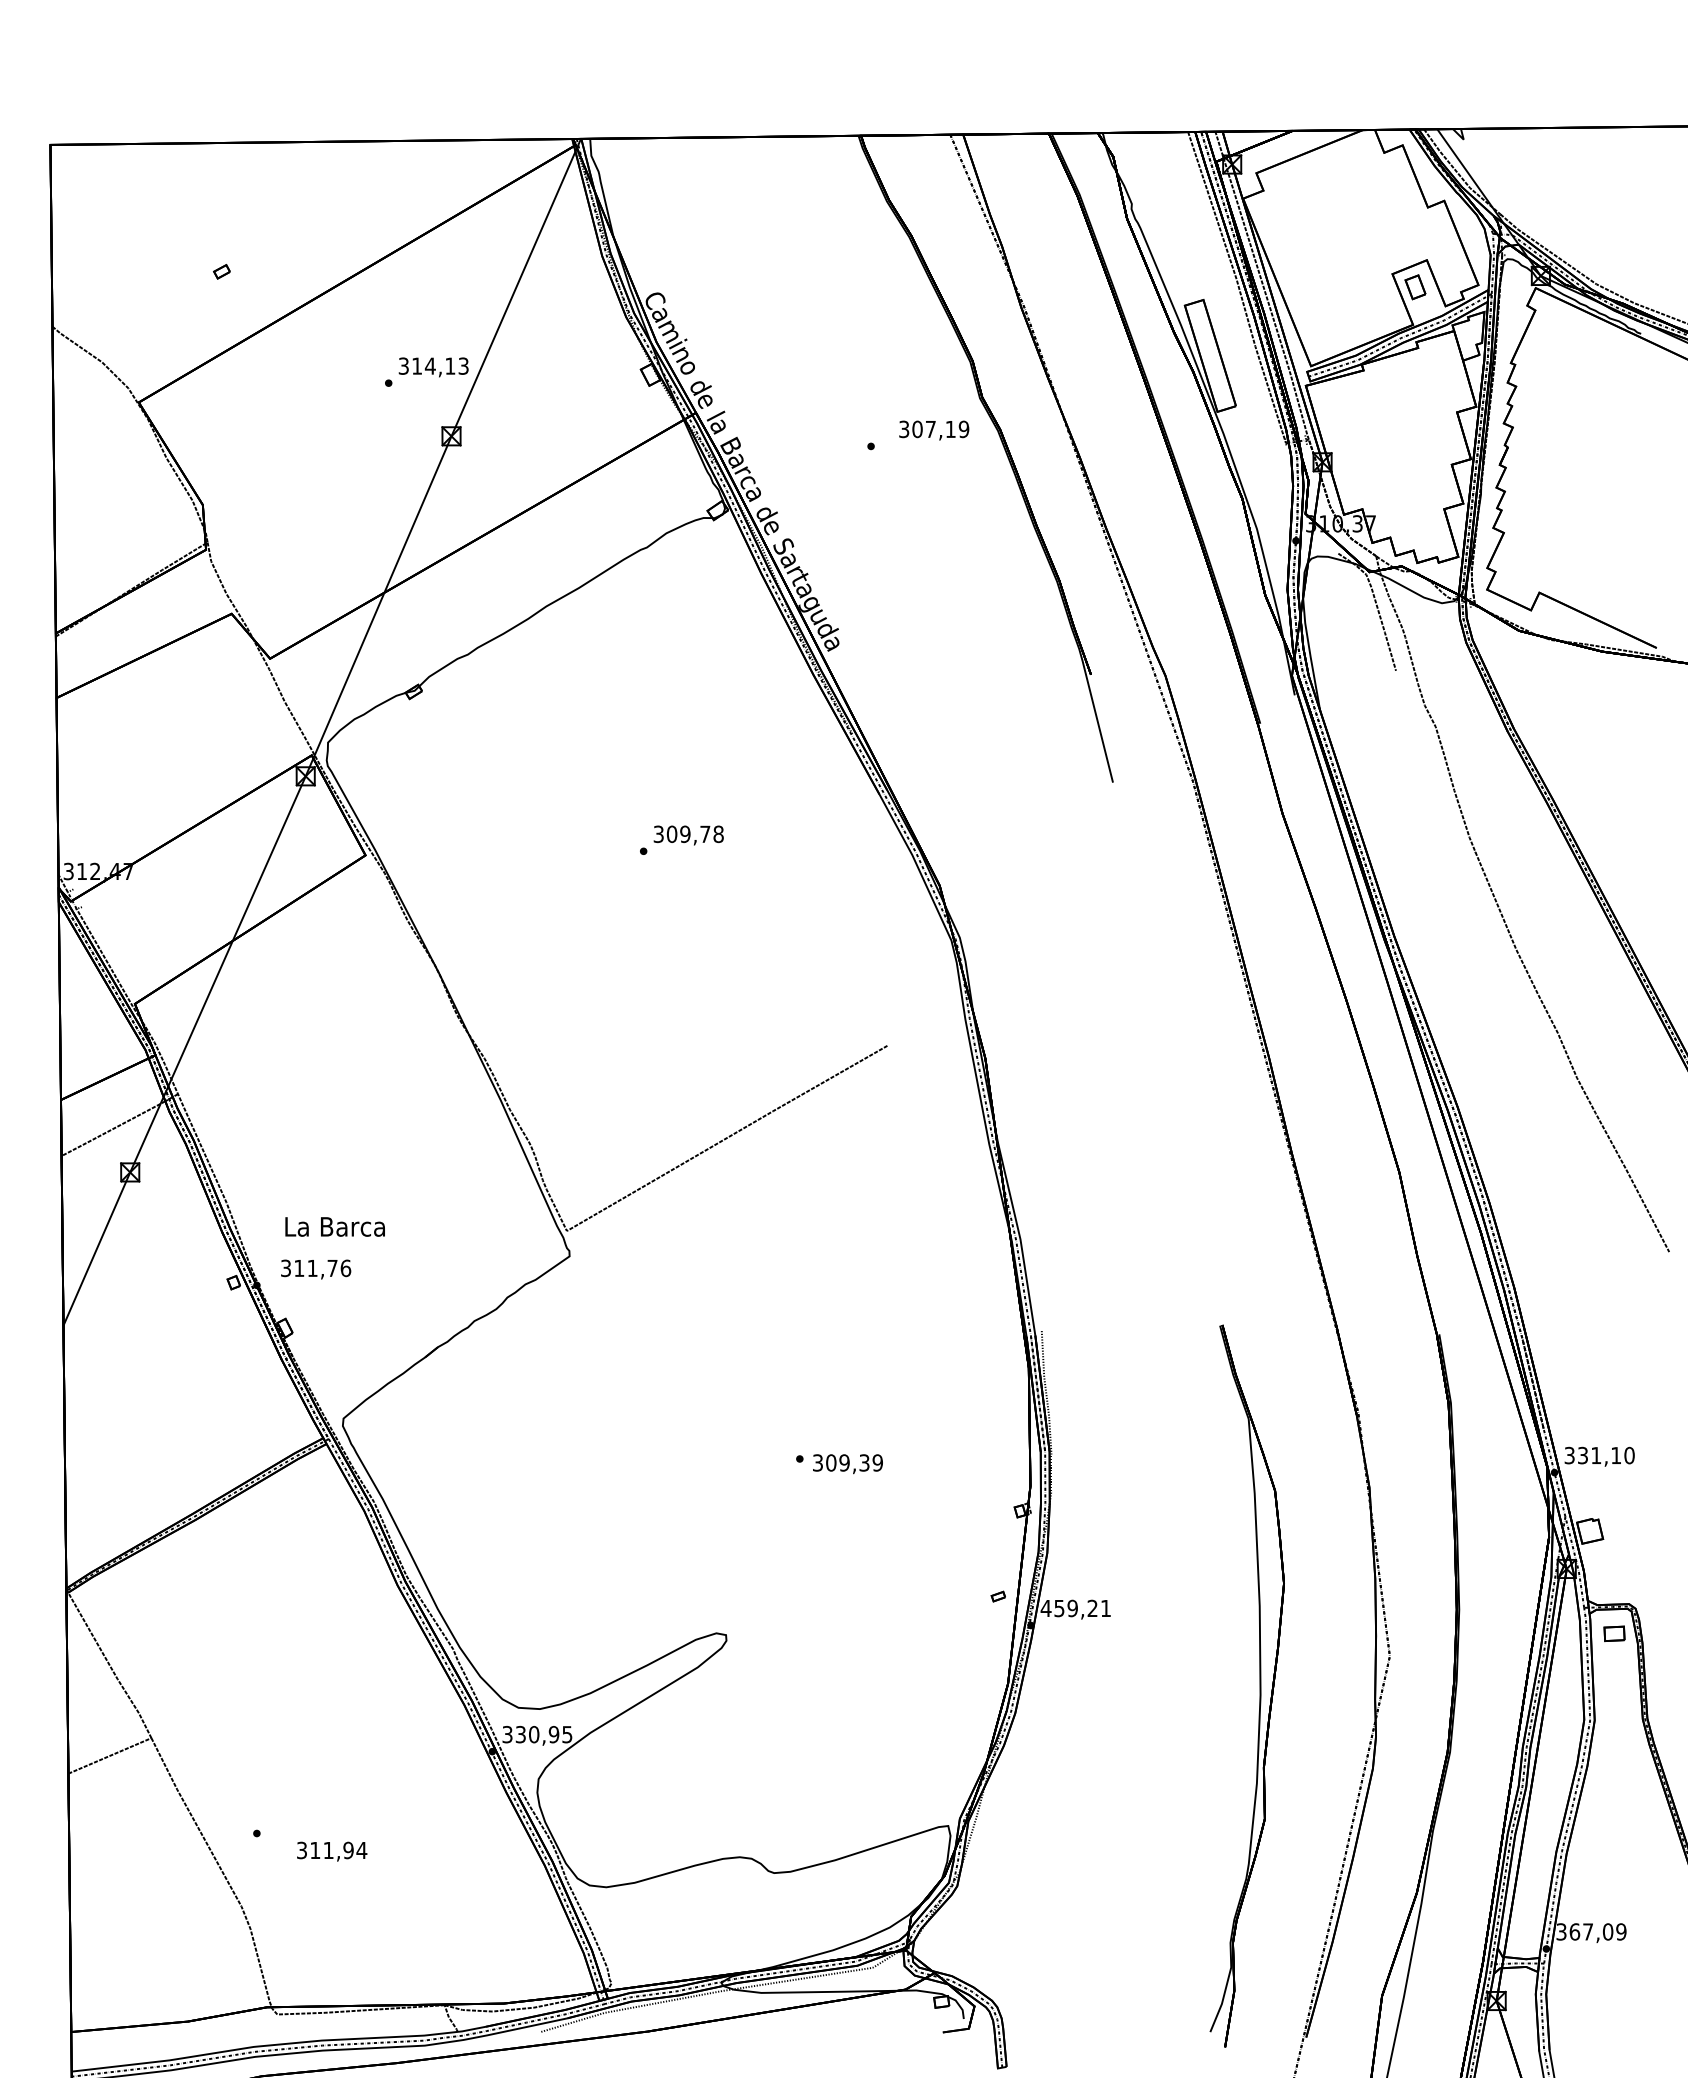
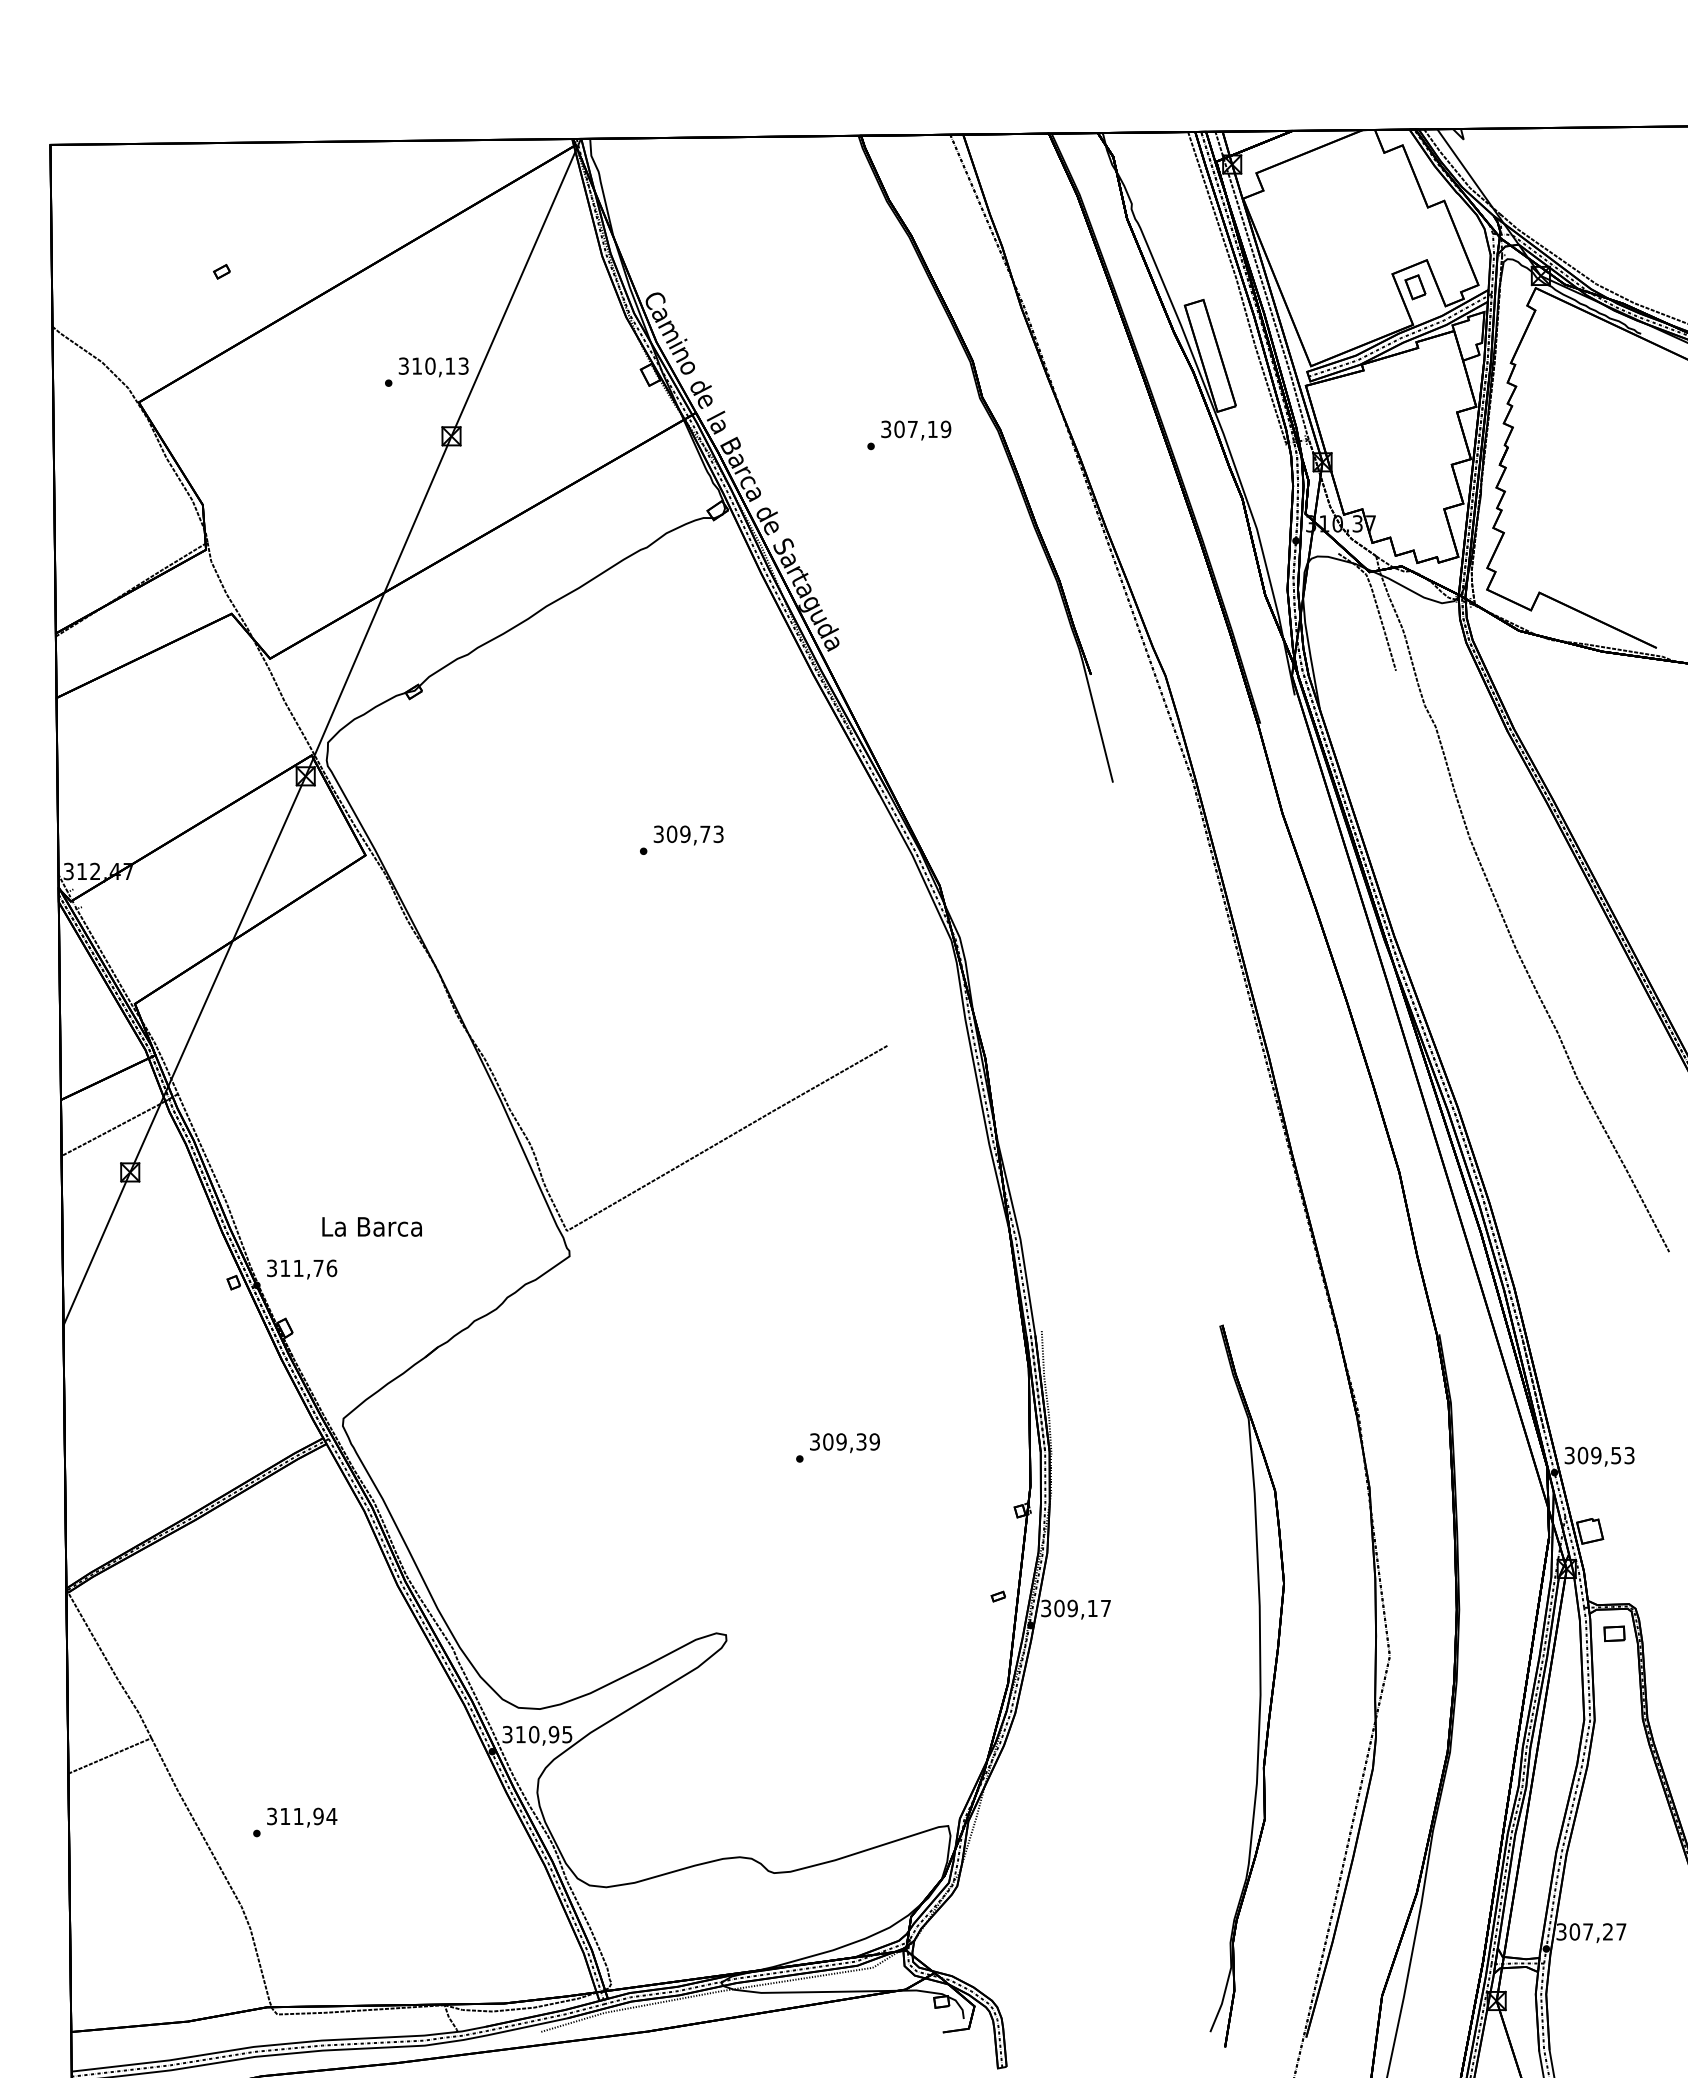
text: 314,13 -> 310,13 (429, 365)
text position: (934, 430) -> (916, 430) (916, 430)
text: 309,78 -> 309,73 (718, 833)
text position: (334, 1226) -> (371, 1226) (371, 1226)
text position: (316, 1269) -> (302, 1269) (302, 1269)
text: 331,10 -> 309,53 (1605, 1455)
text position: (847, 1464) -> (844, 1443) (844, 1443)
text: 459,21 -> 309,17 (1075, 1608)
text: 330,95 -> 310,95 (520, 1734)
text position: (332, 1851) -> (302, 1817) (302, 1817)
text: 367,09 -> 307,27 (1597, 1931)
